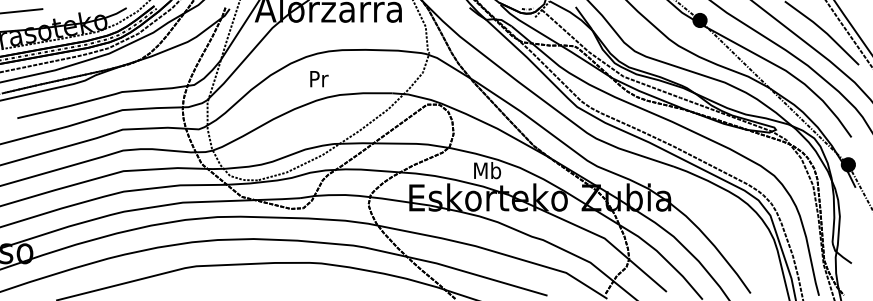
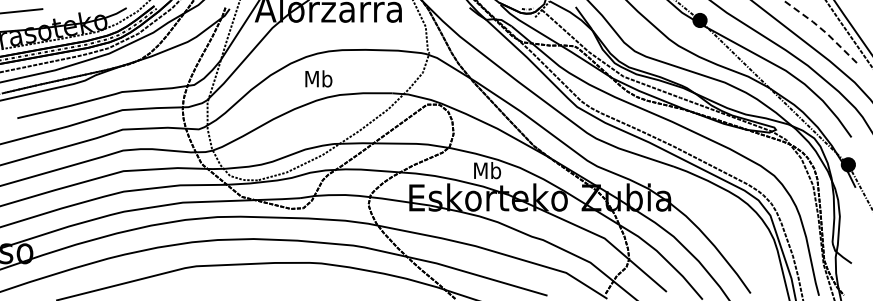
line: solid -> dashed (824, 31)
text: Pr -> Mb (318, 78)
